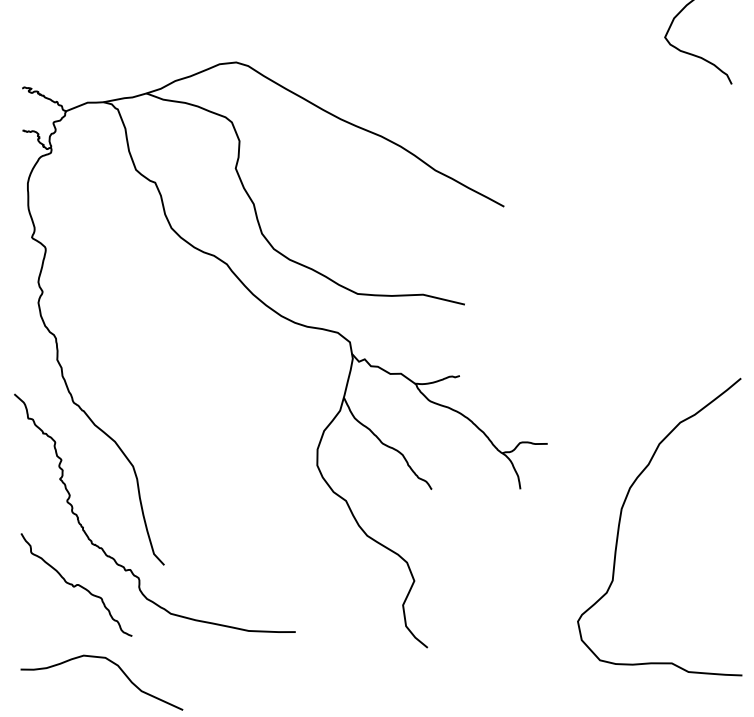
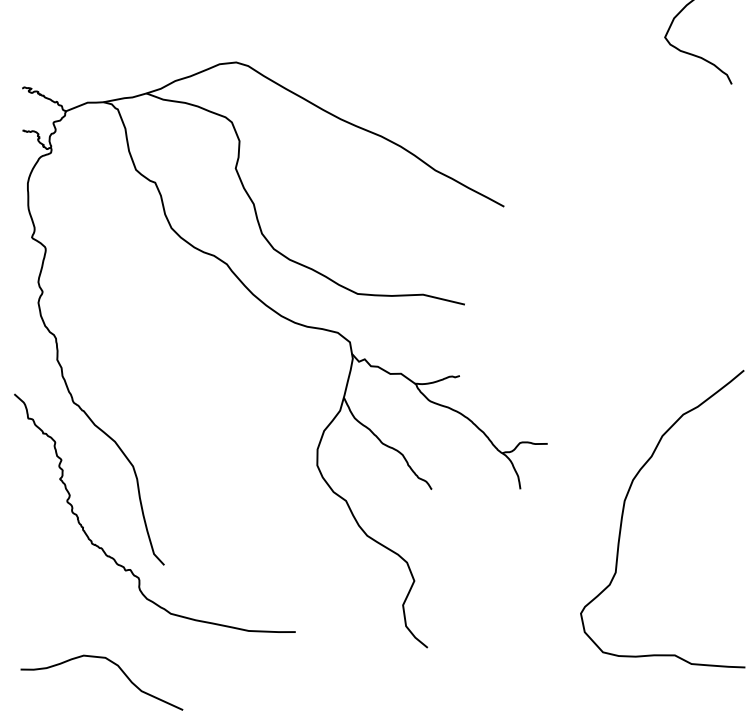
curve position: (621, 517) -> (624, 509) (624, 509)
curve: present -> none (76, 584)
